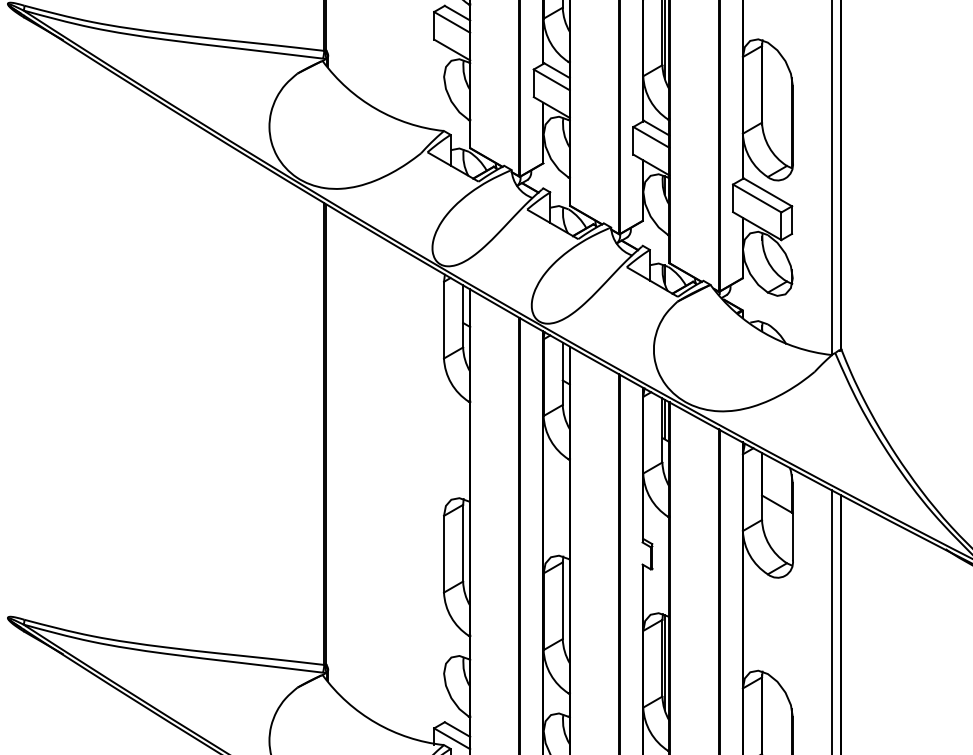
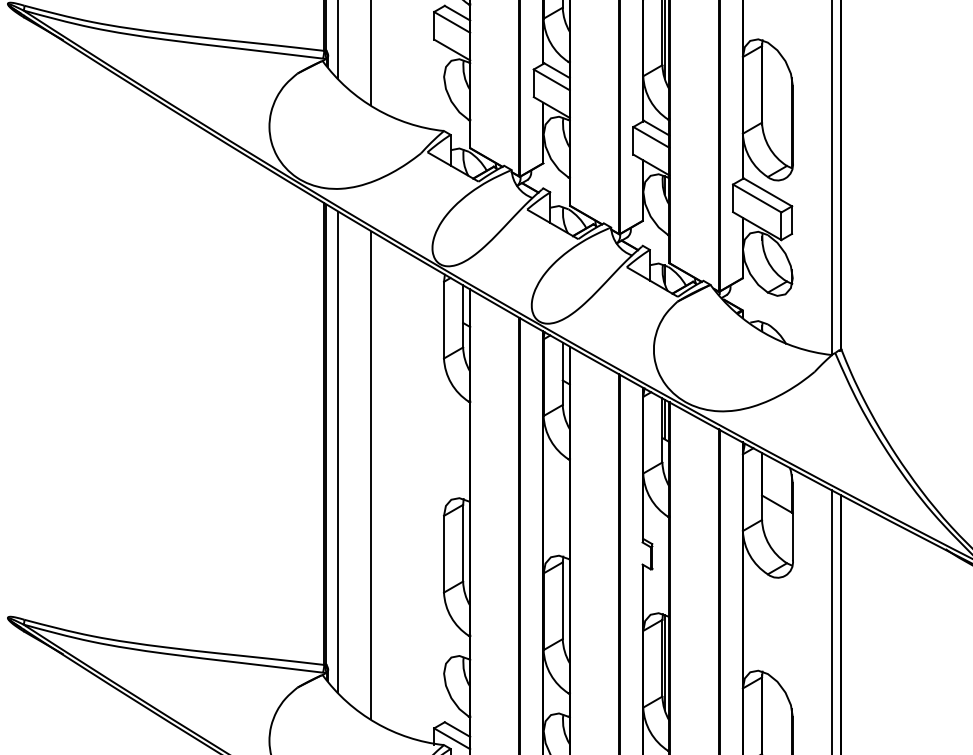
line: none -> present (338, 39)
line: none -> present (371, 53)
line: none -> present (338, 451)
line: none -> present (371, 475)
